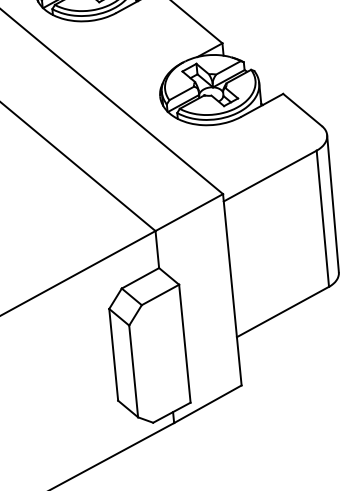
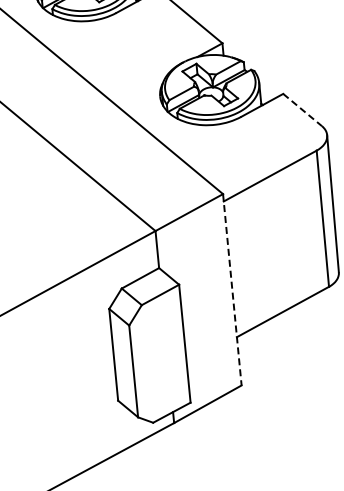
line: solid -> dashed (303, 110)
line: solid -> dashed (232, 290)
